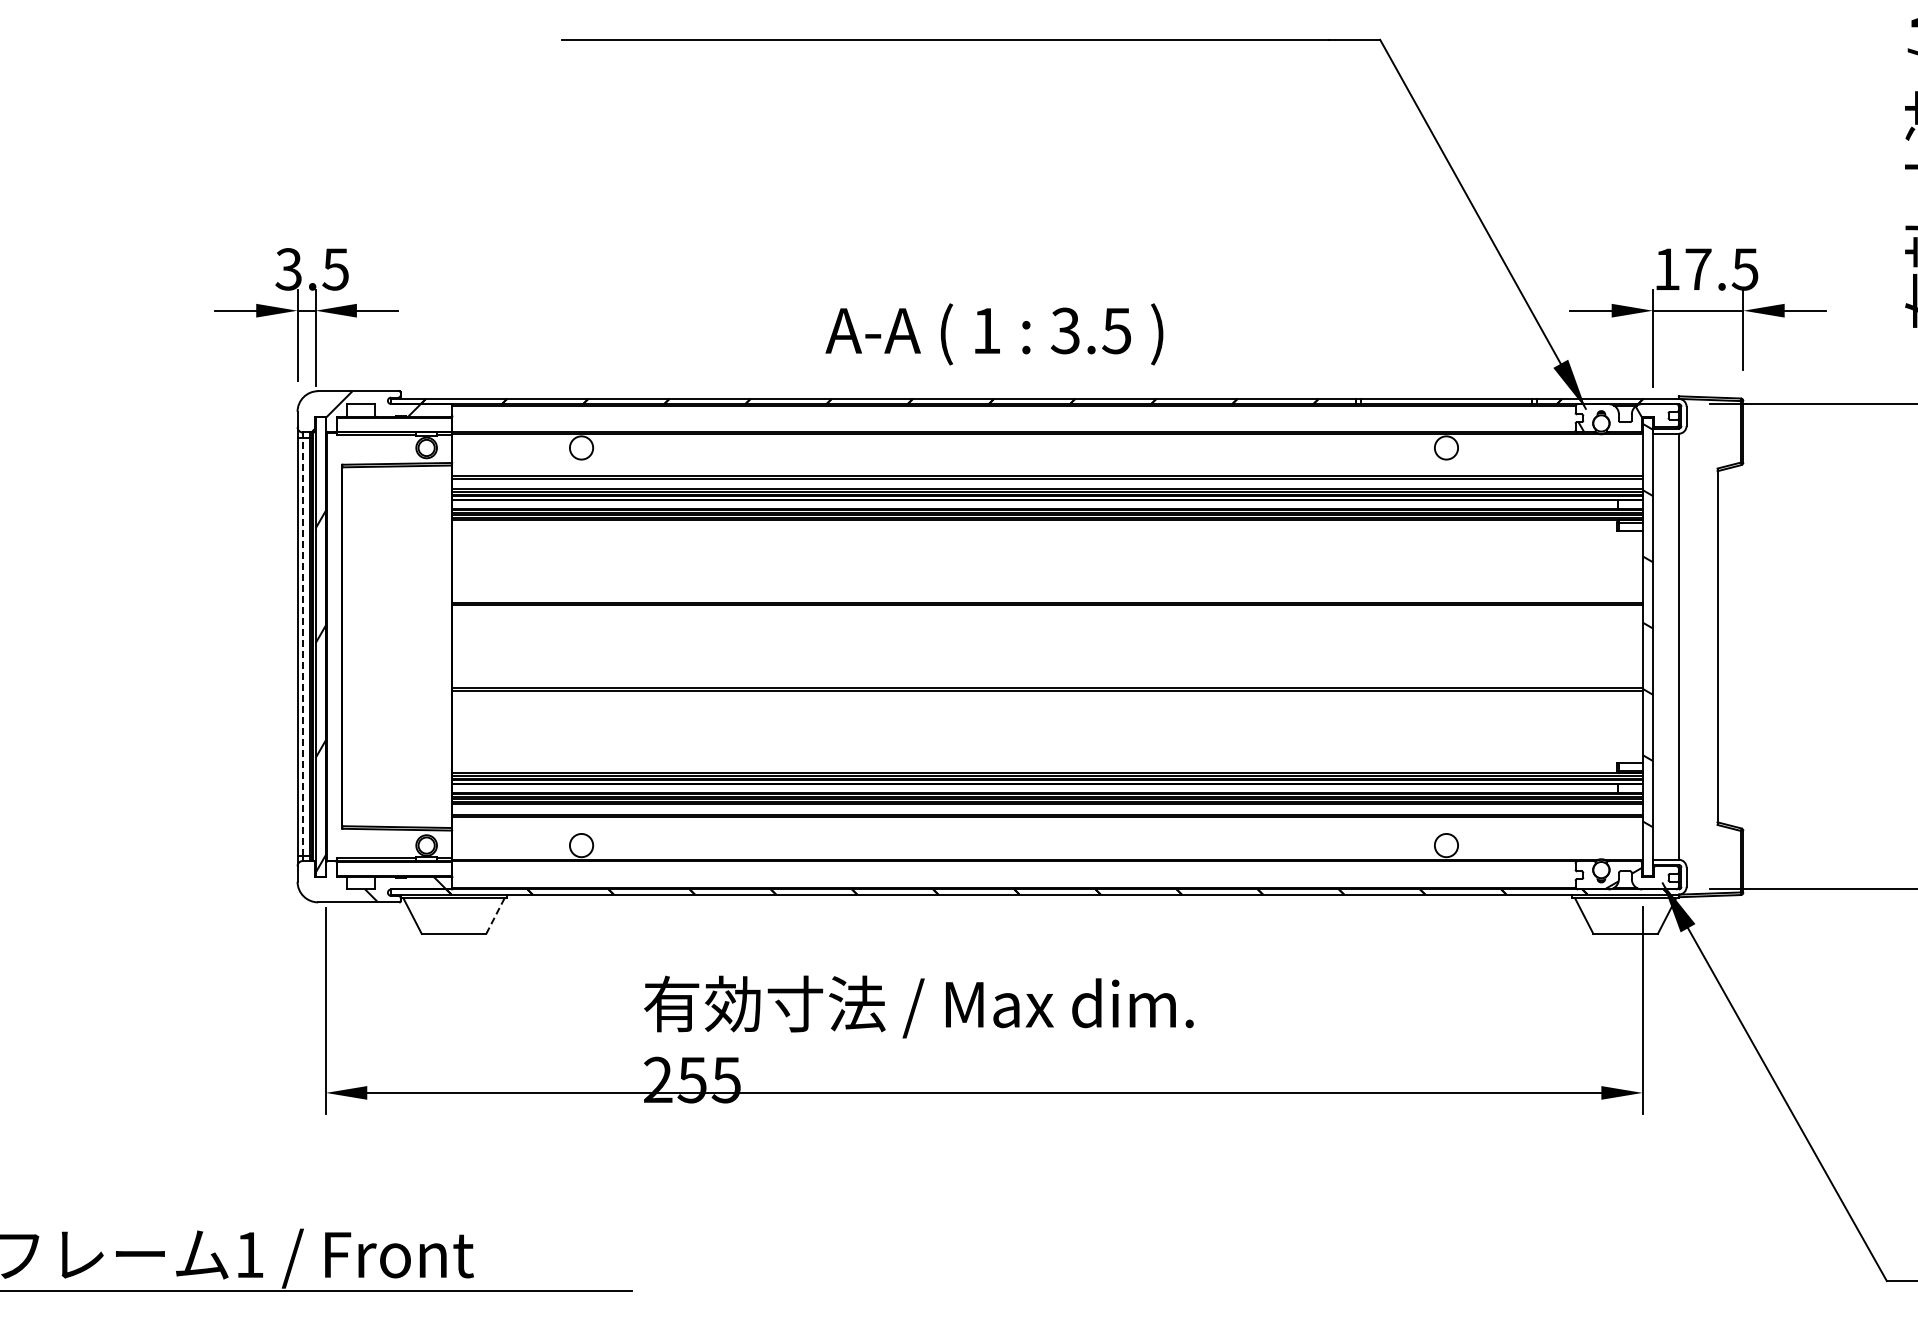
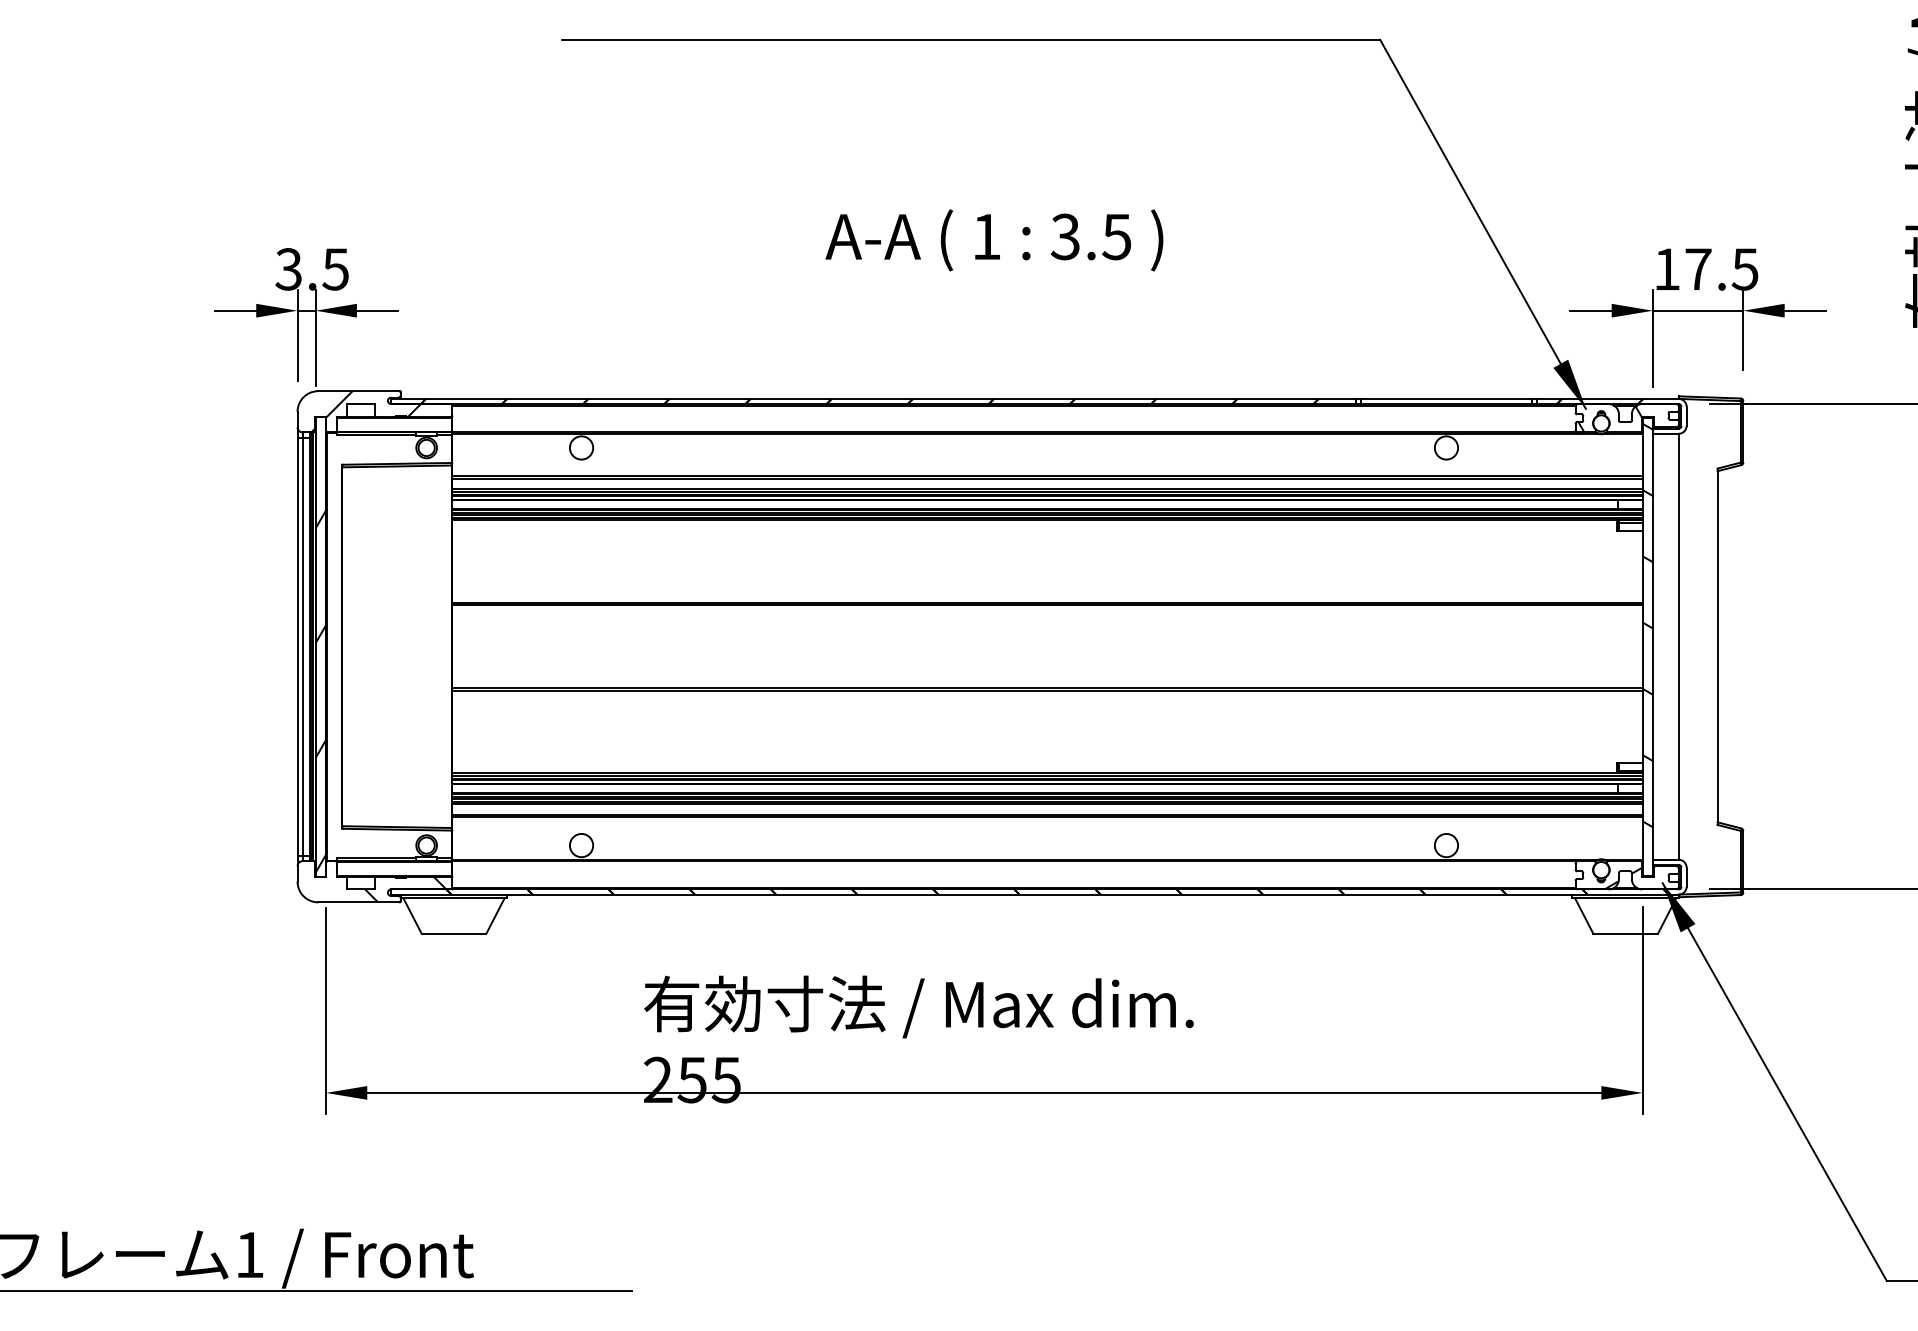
text position: (994, 334) -> (994, 240) (994, 240)
line: dashed -> solid (302, 646)
line: dashed -> solid (495, 915)
